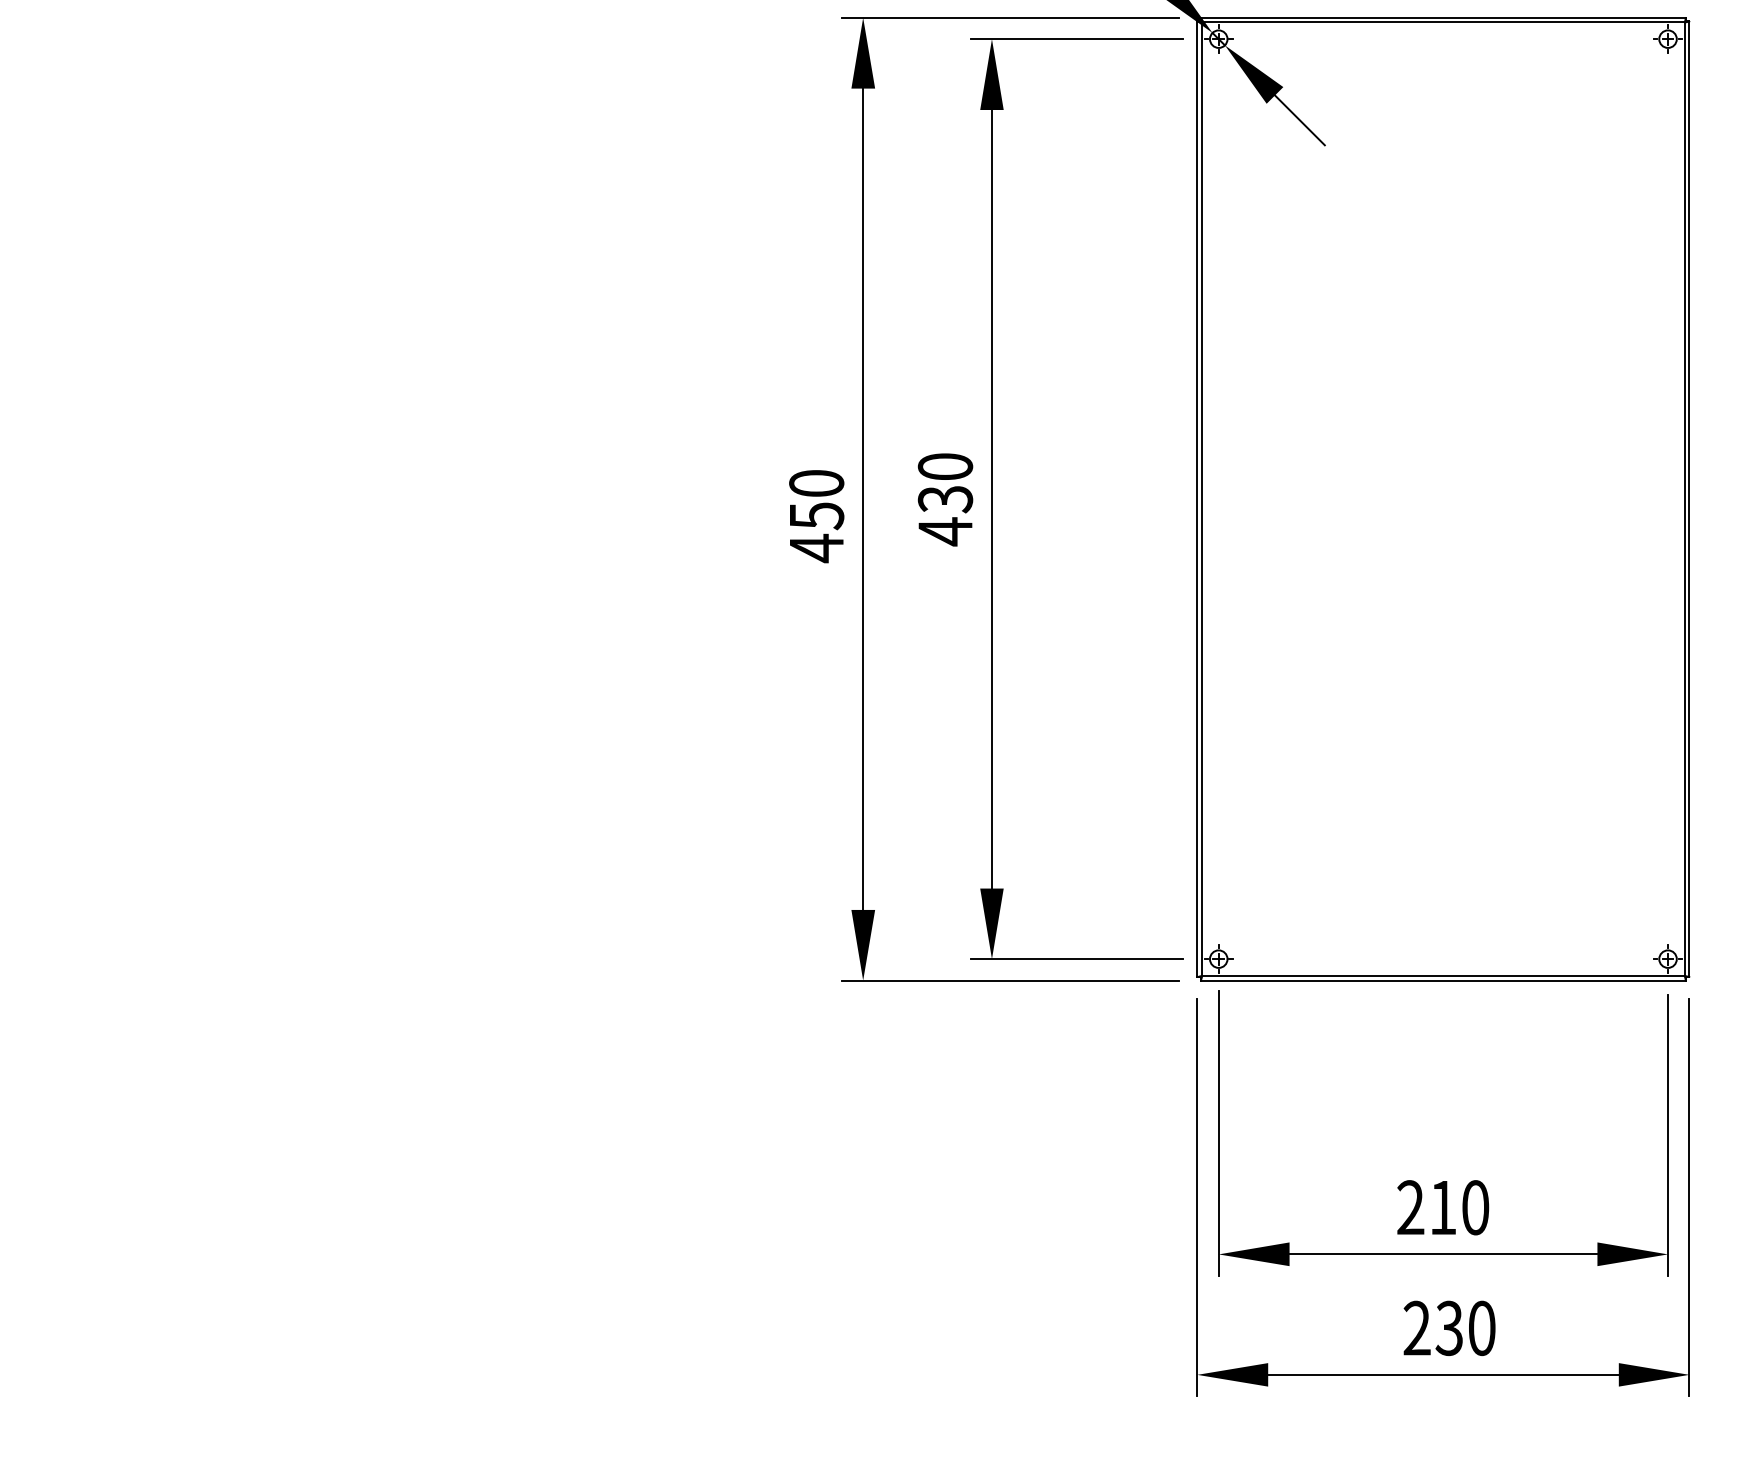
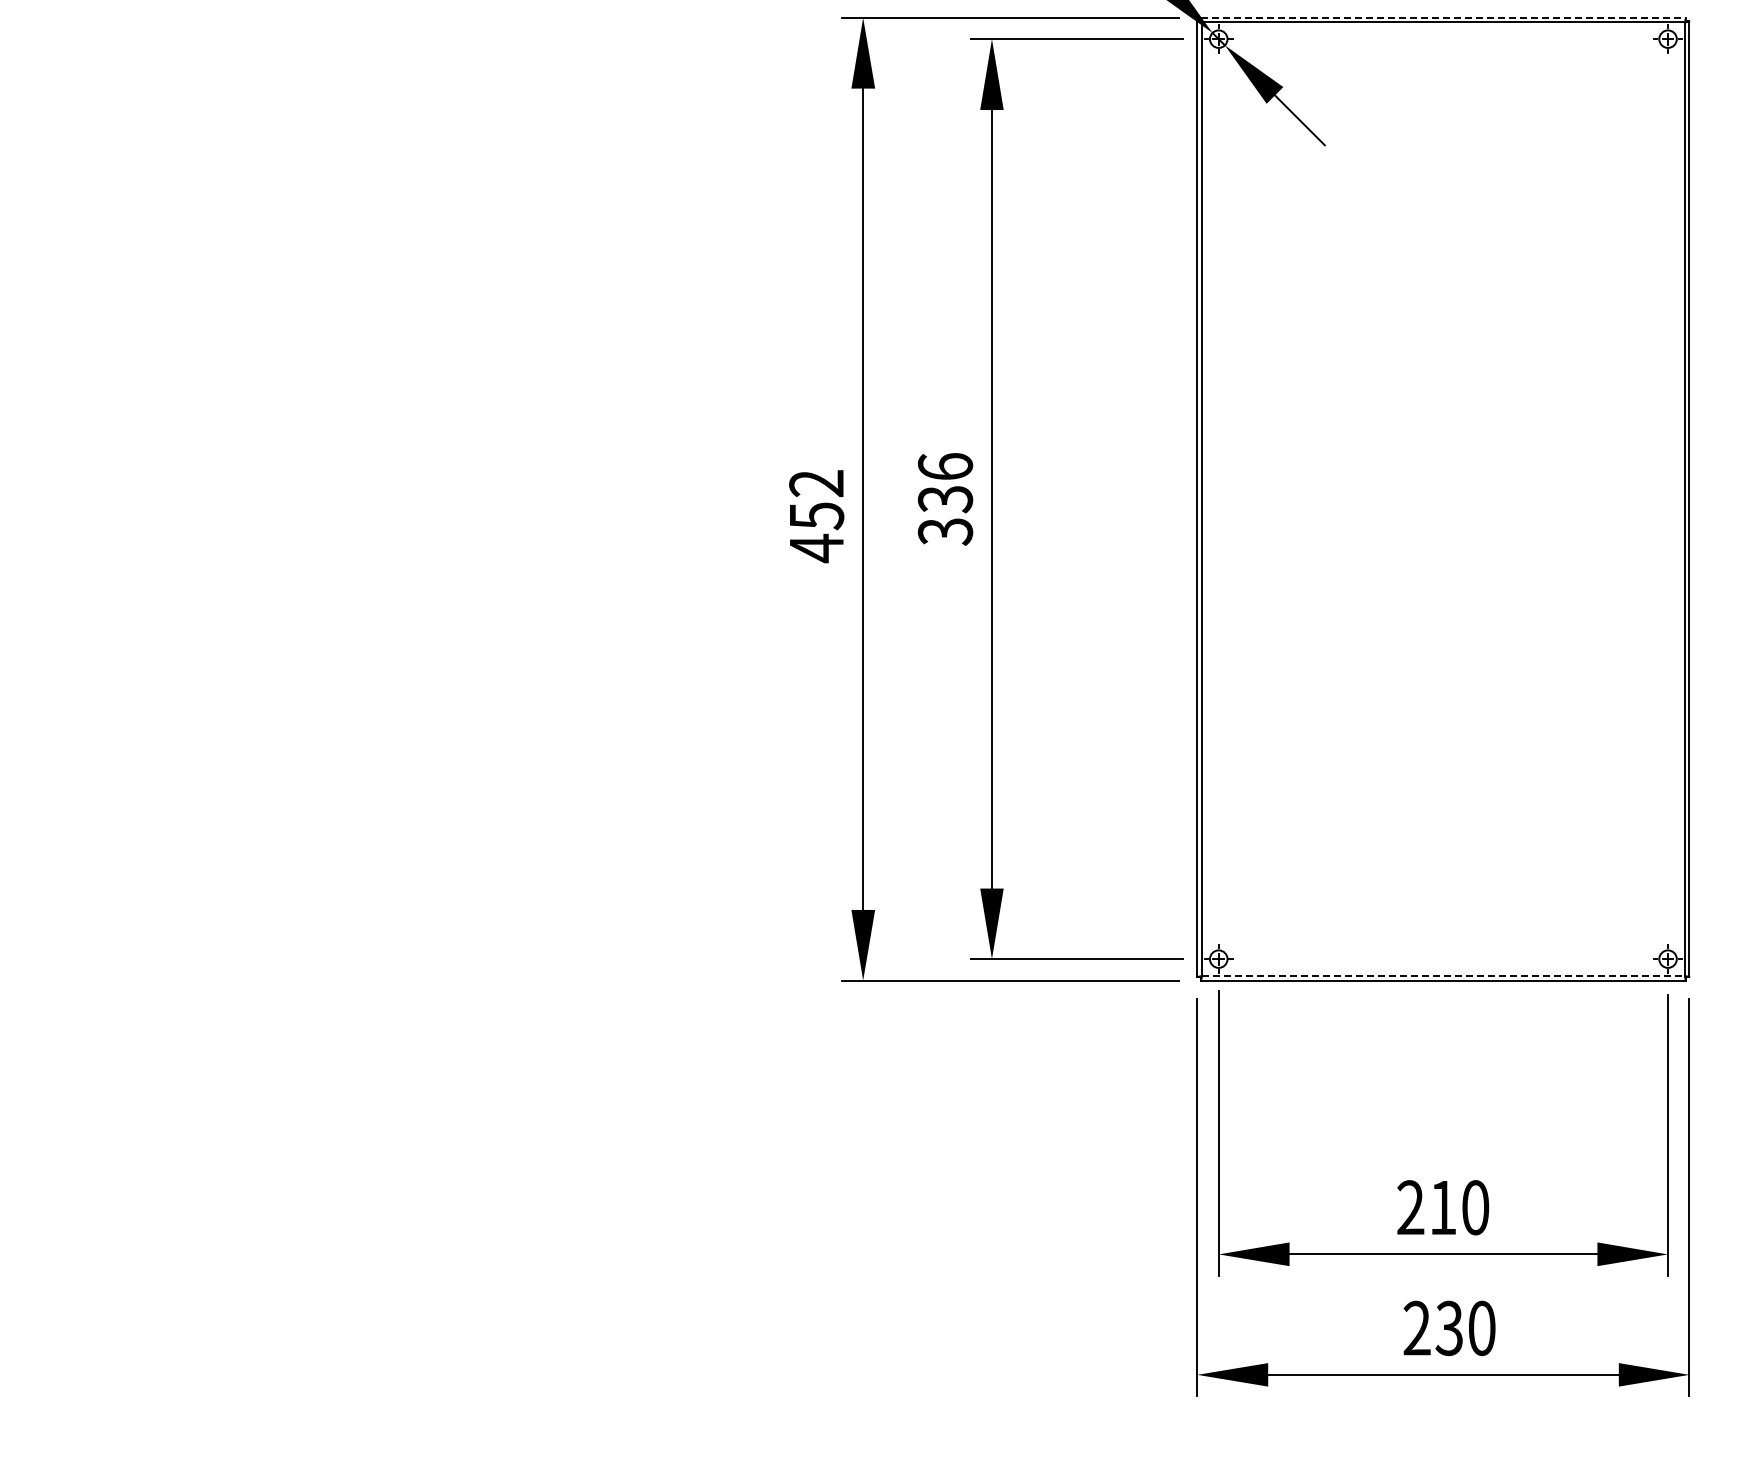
line: solid -> dashed (1443, 17)
text: 450 -> 452 (816, 483)
text: 430 -> 336 (945, 499)
line: solid -> dashed (1443, 976)
